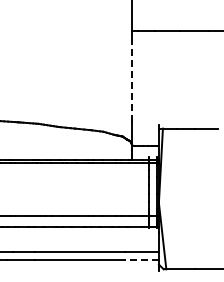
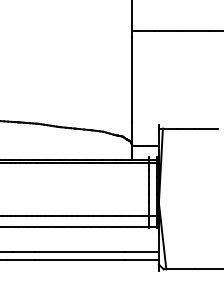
line: dashed -> solid (132, 79)
line: dashed -> solid (142, 259)
